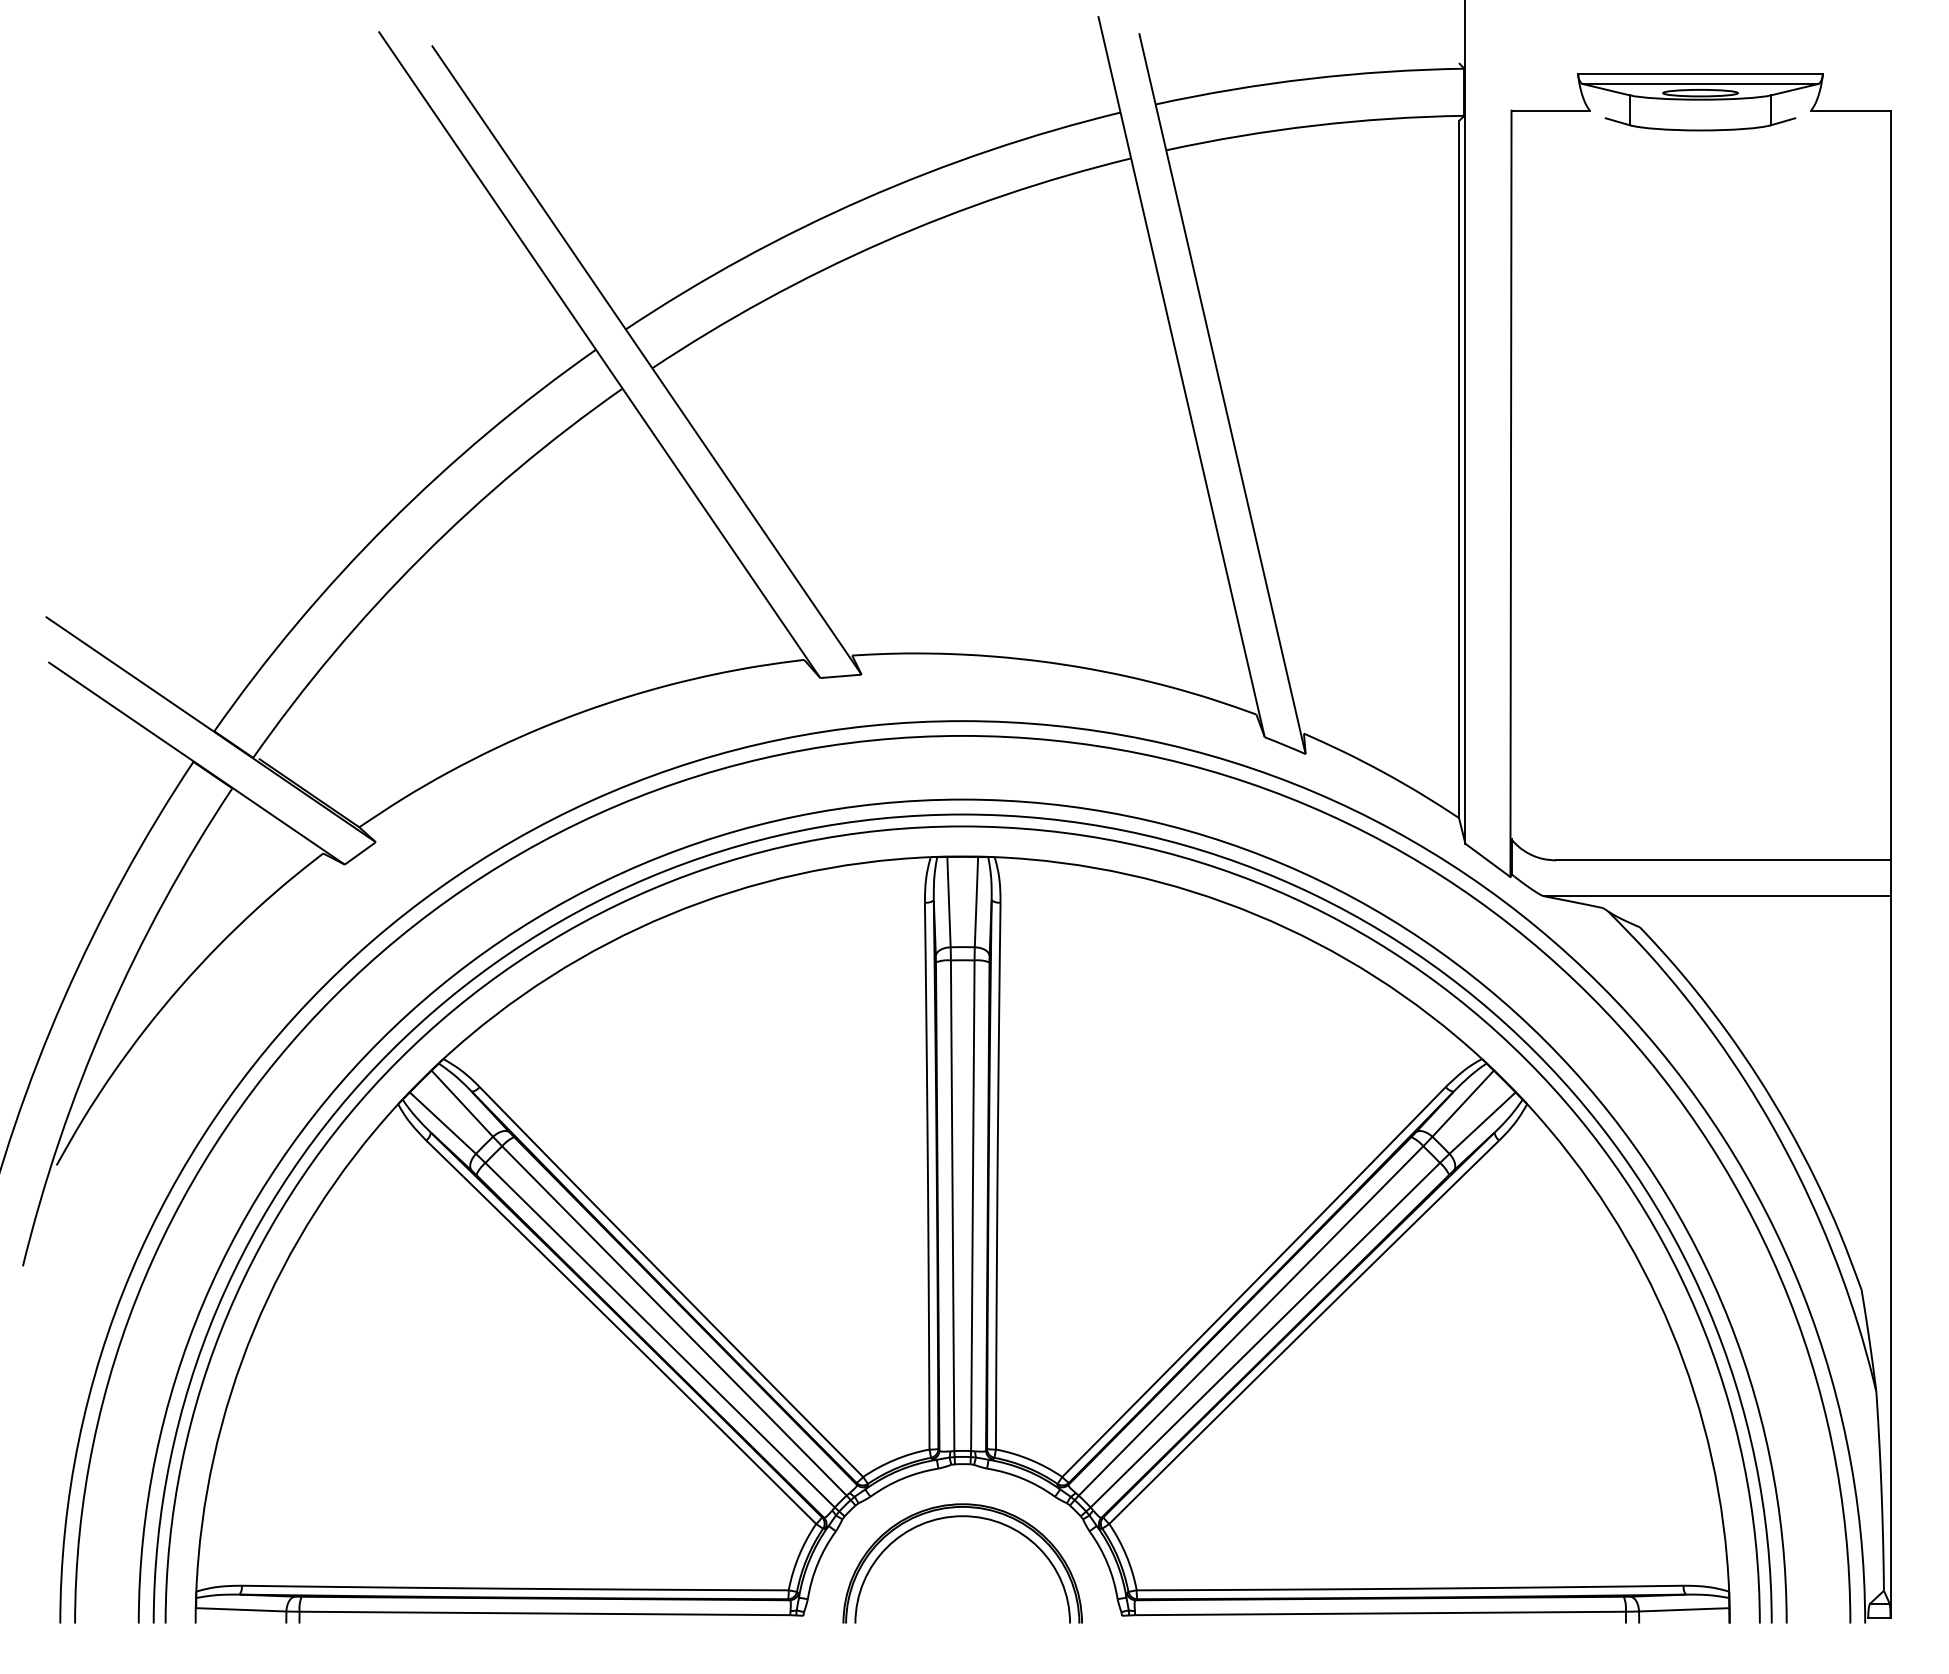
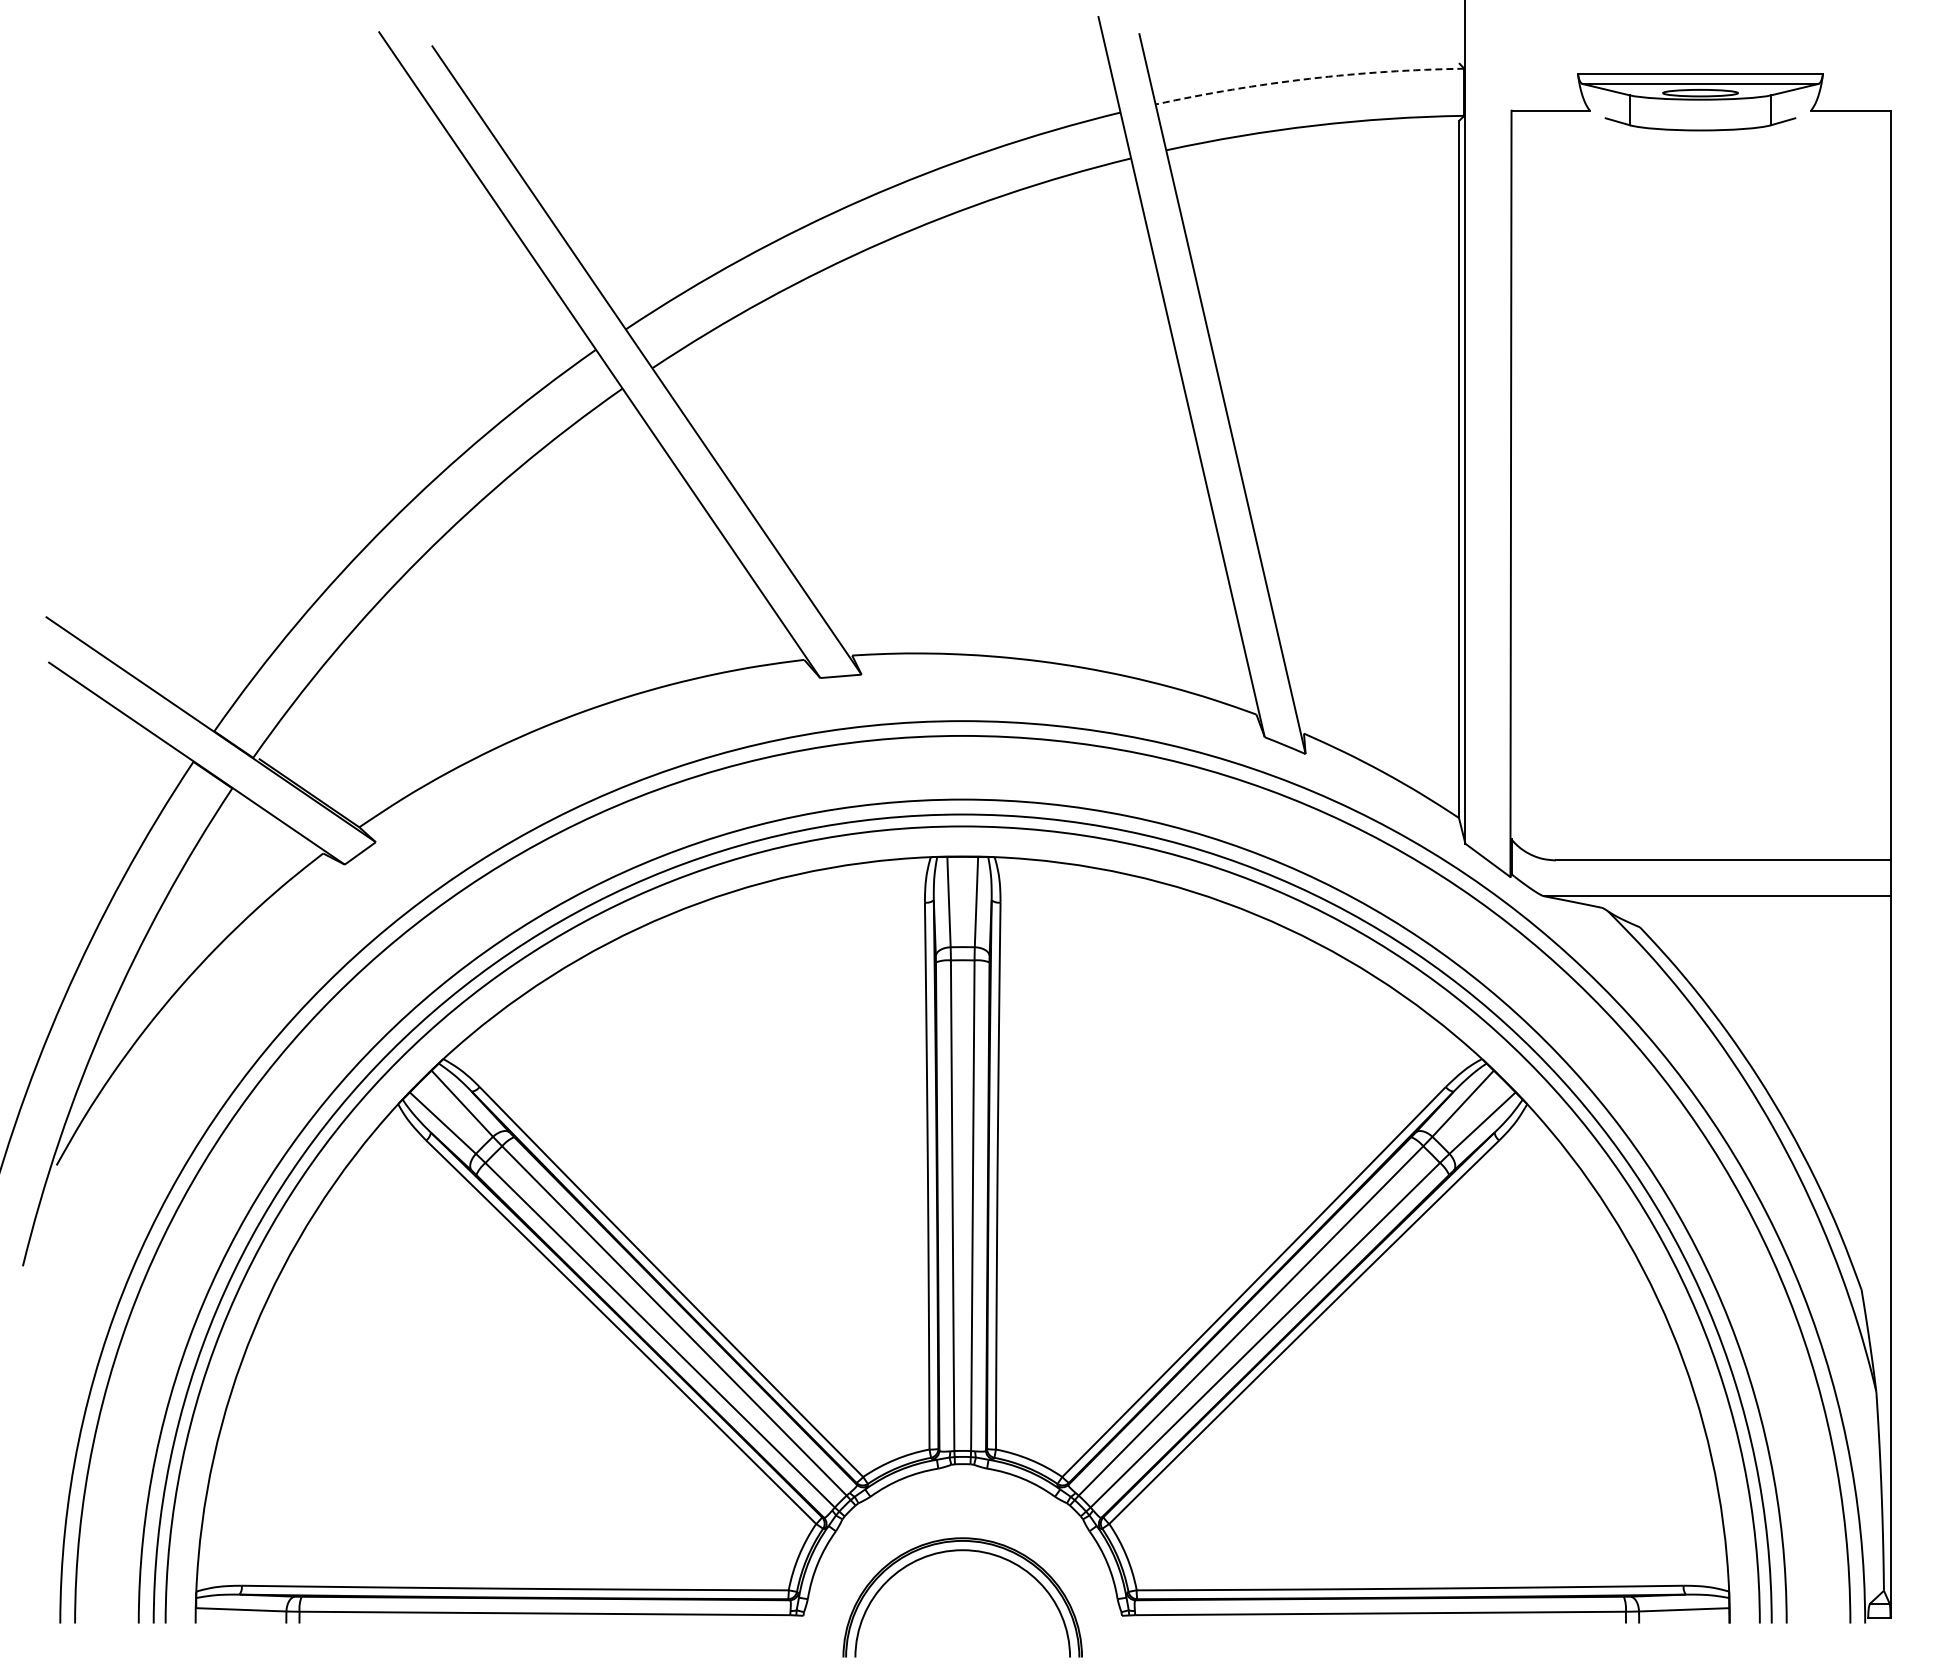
arc: solid -> dashed (1309, 78)
part position: (962, 1517) -> (962, 1551) (962, 1551)
